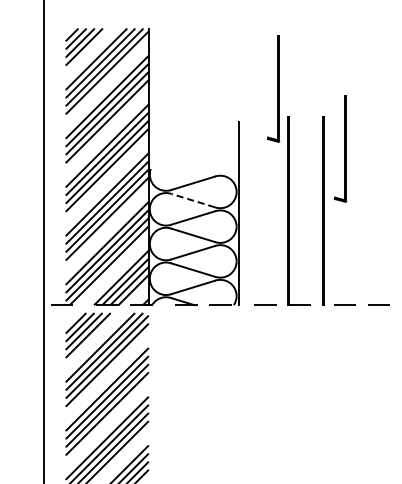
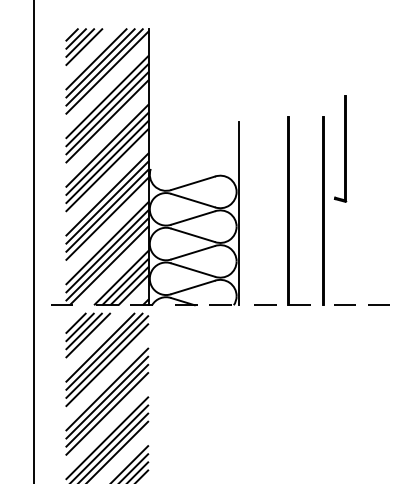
part: present -> none (273, 88)
line: dashed -> solid (193, 200)
line position: (44, 241) -> (34, 241) (34, 241)
